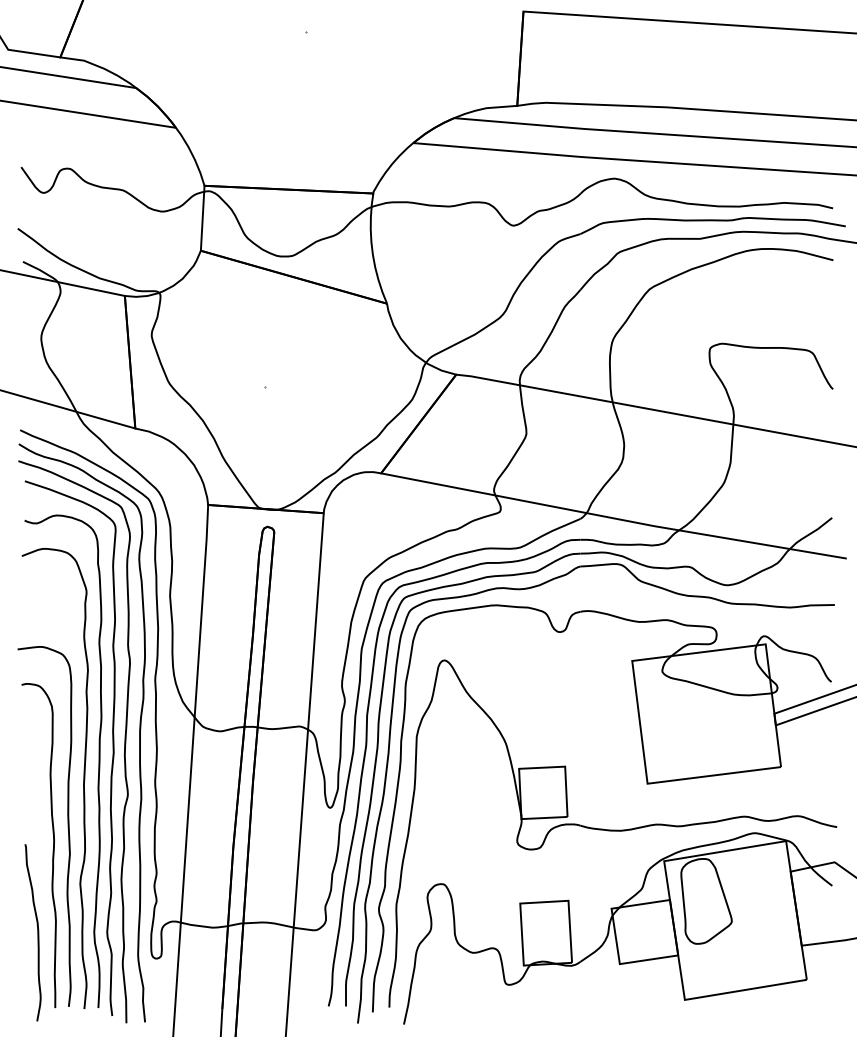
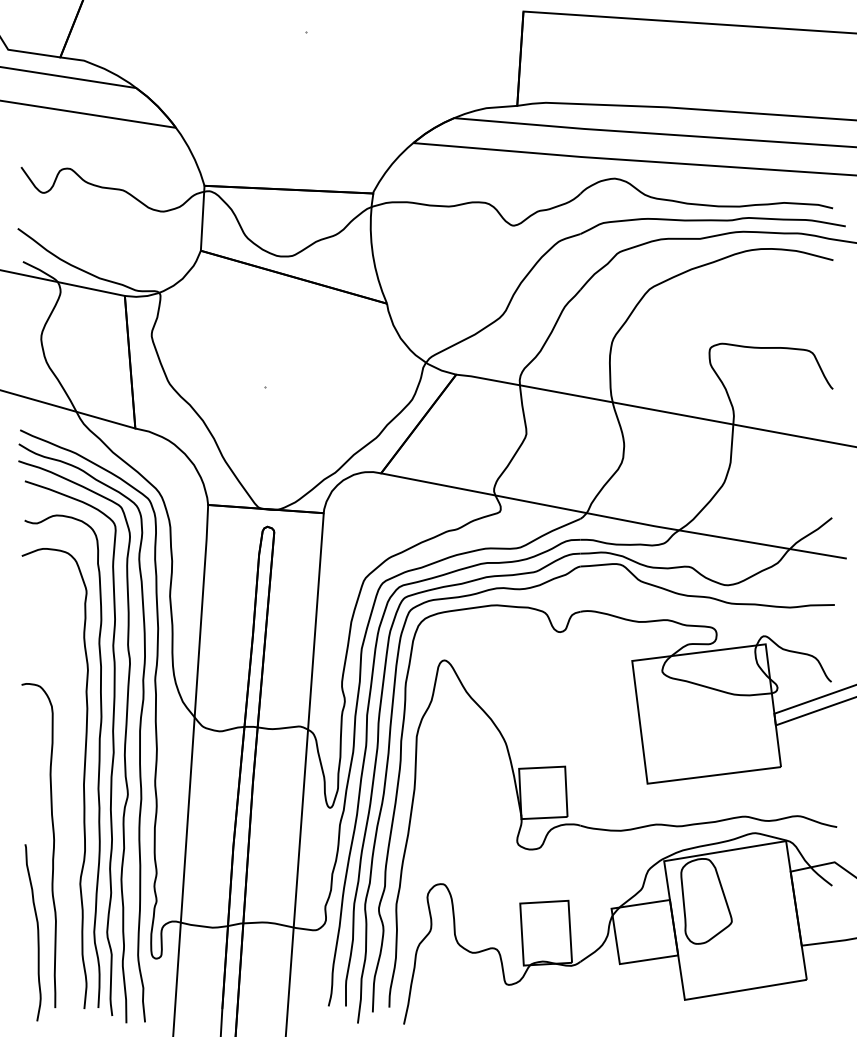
curve: present -> none (67, 826)
